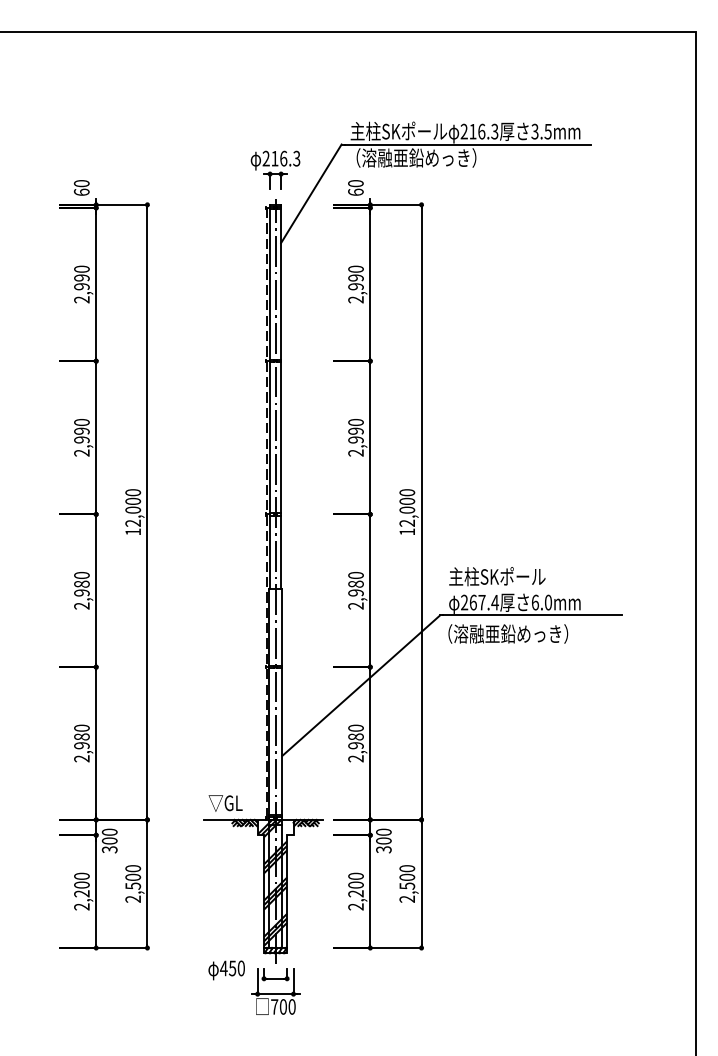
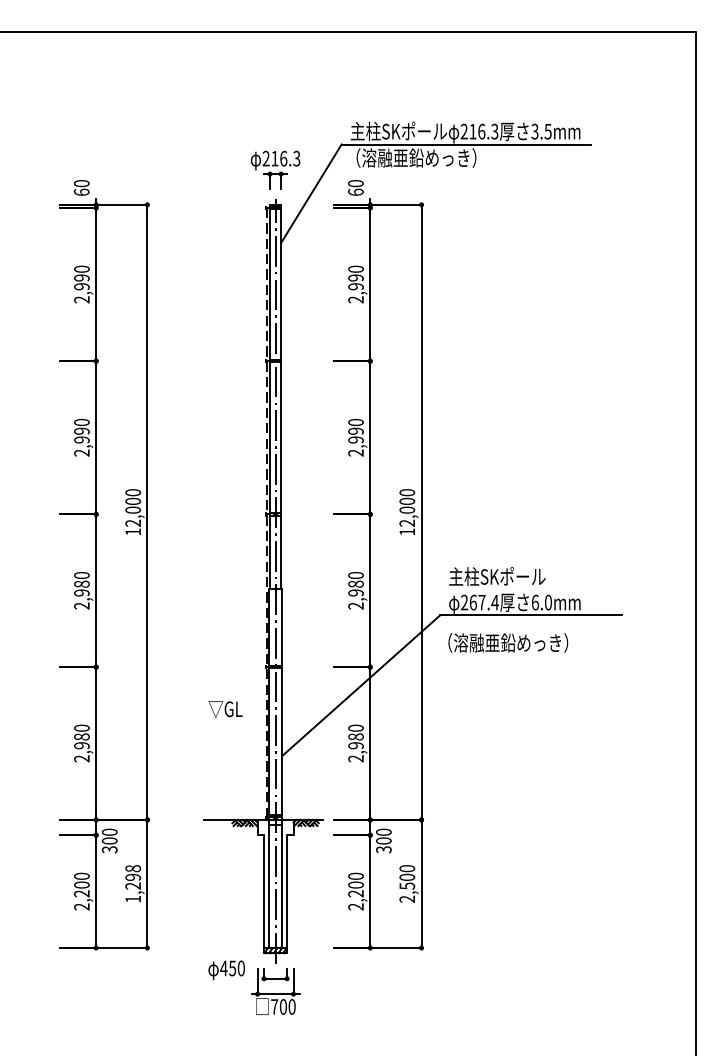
text position: (508, 633) -> (508, 642) (508, 642)
text position: (225, 803) -> (225, 709) (225, 709)
hatch: present -> none (275, 882)
text: 2,500 -> 1,298 (133, 883)
